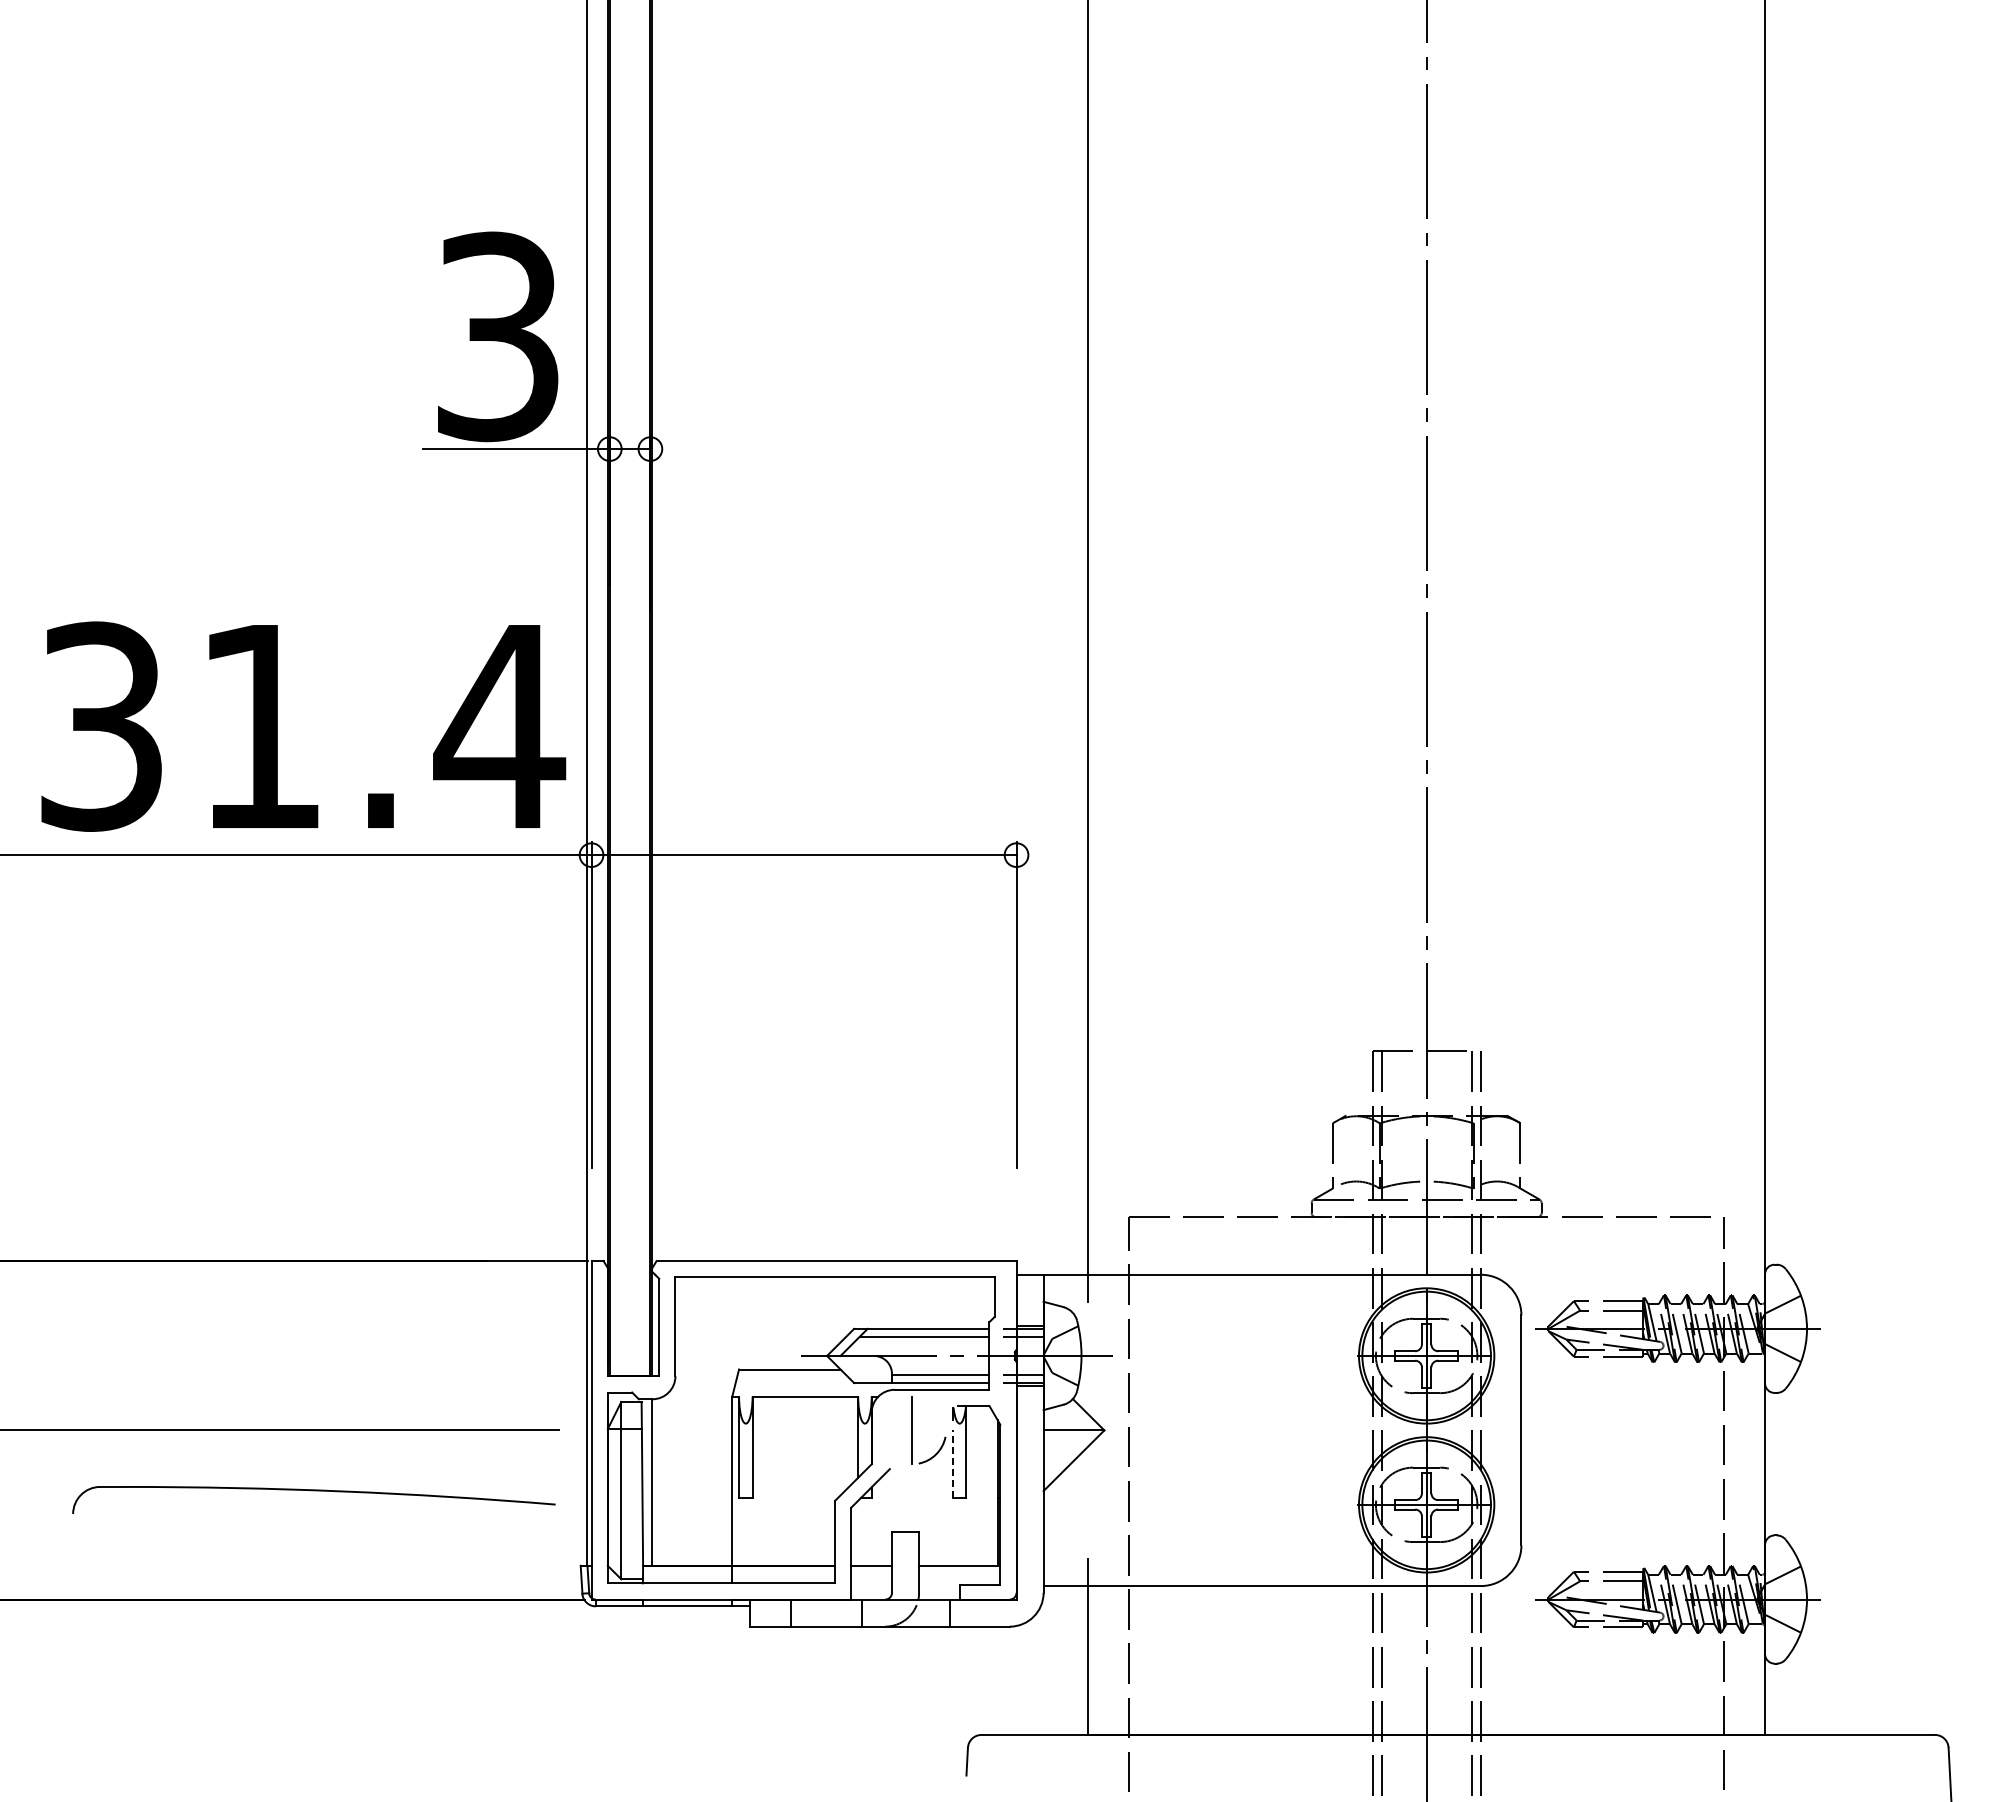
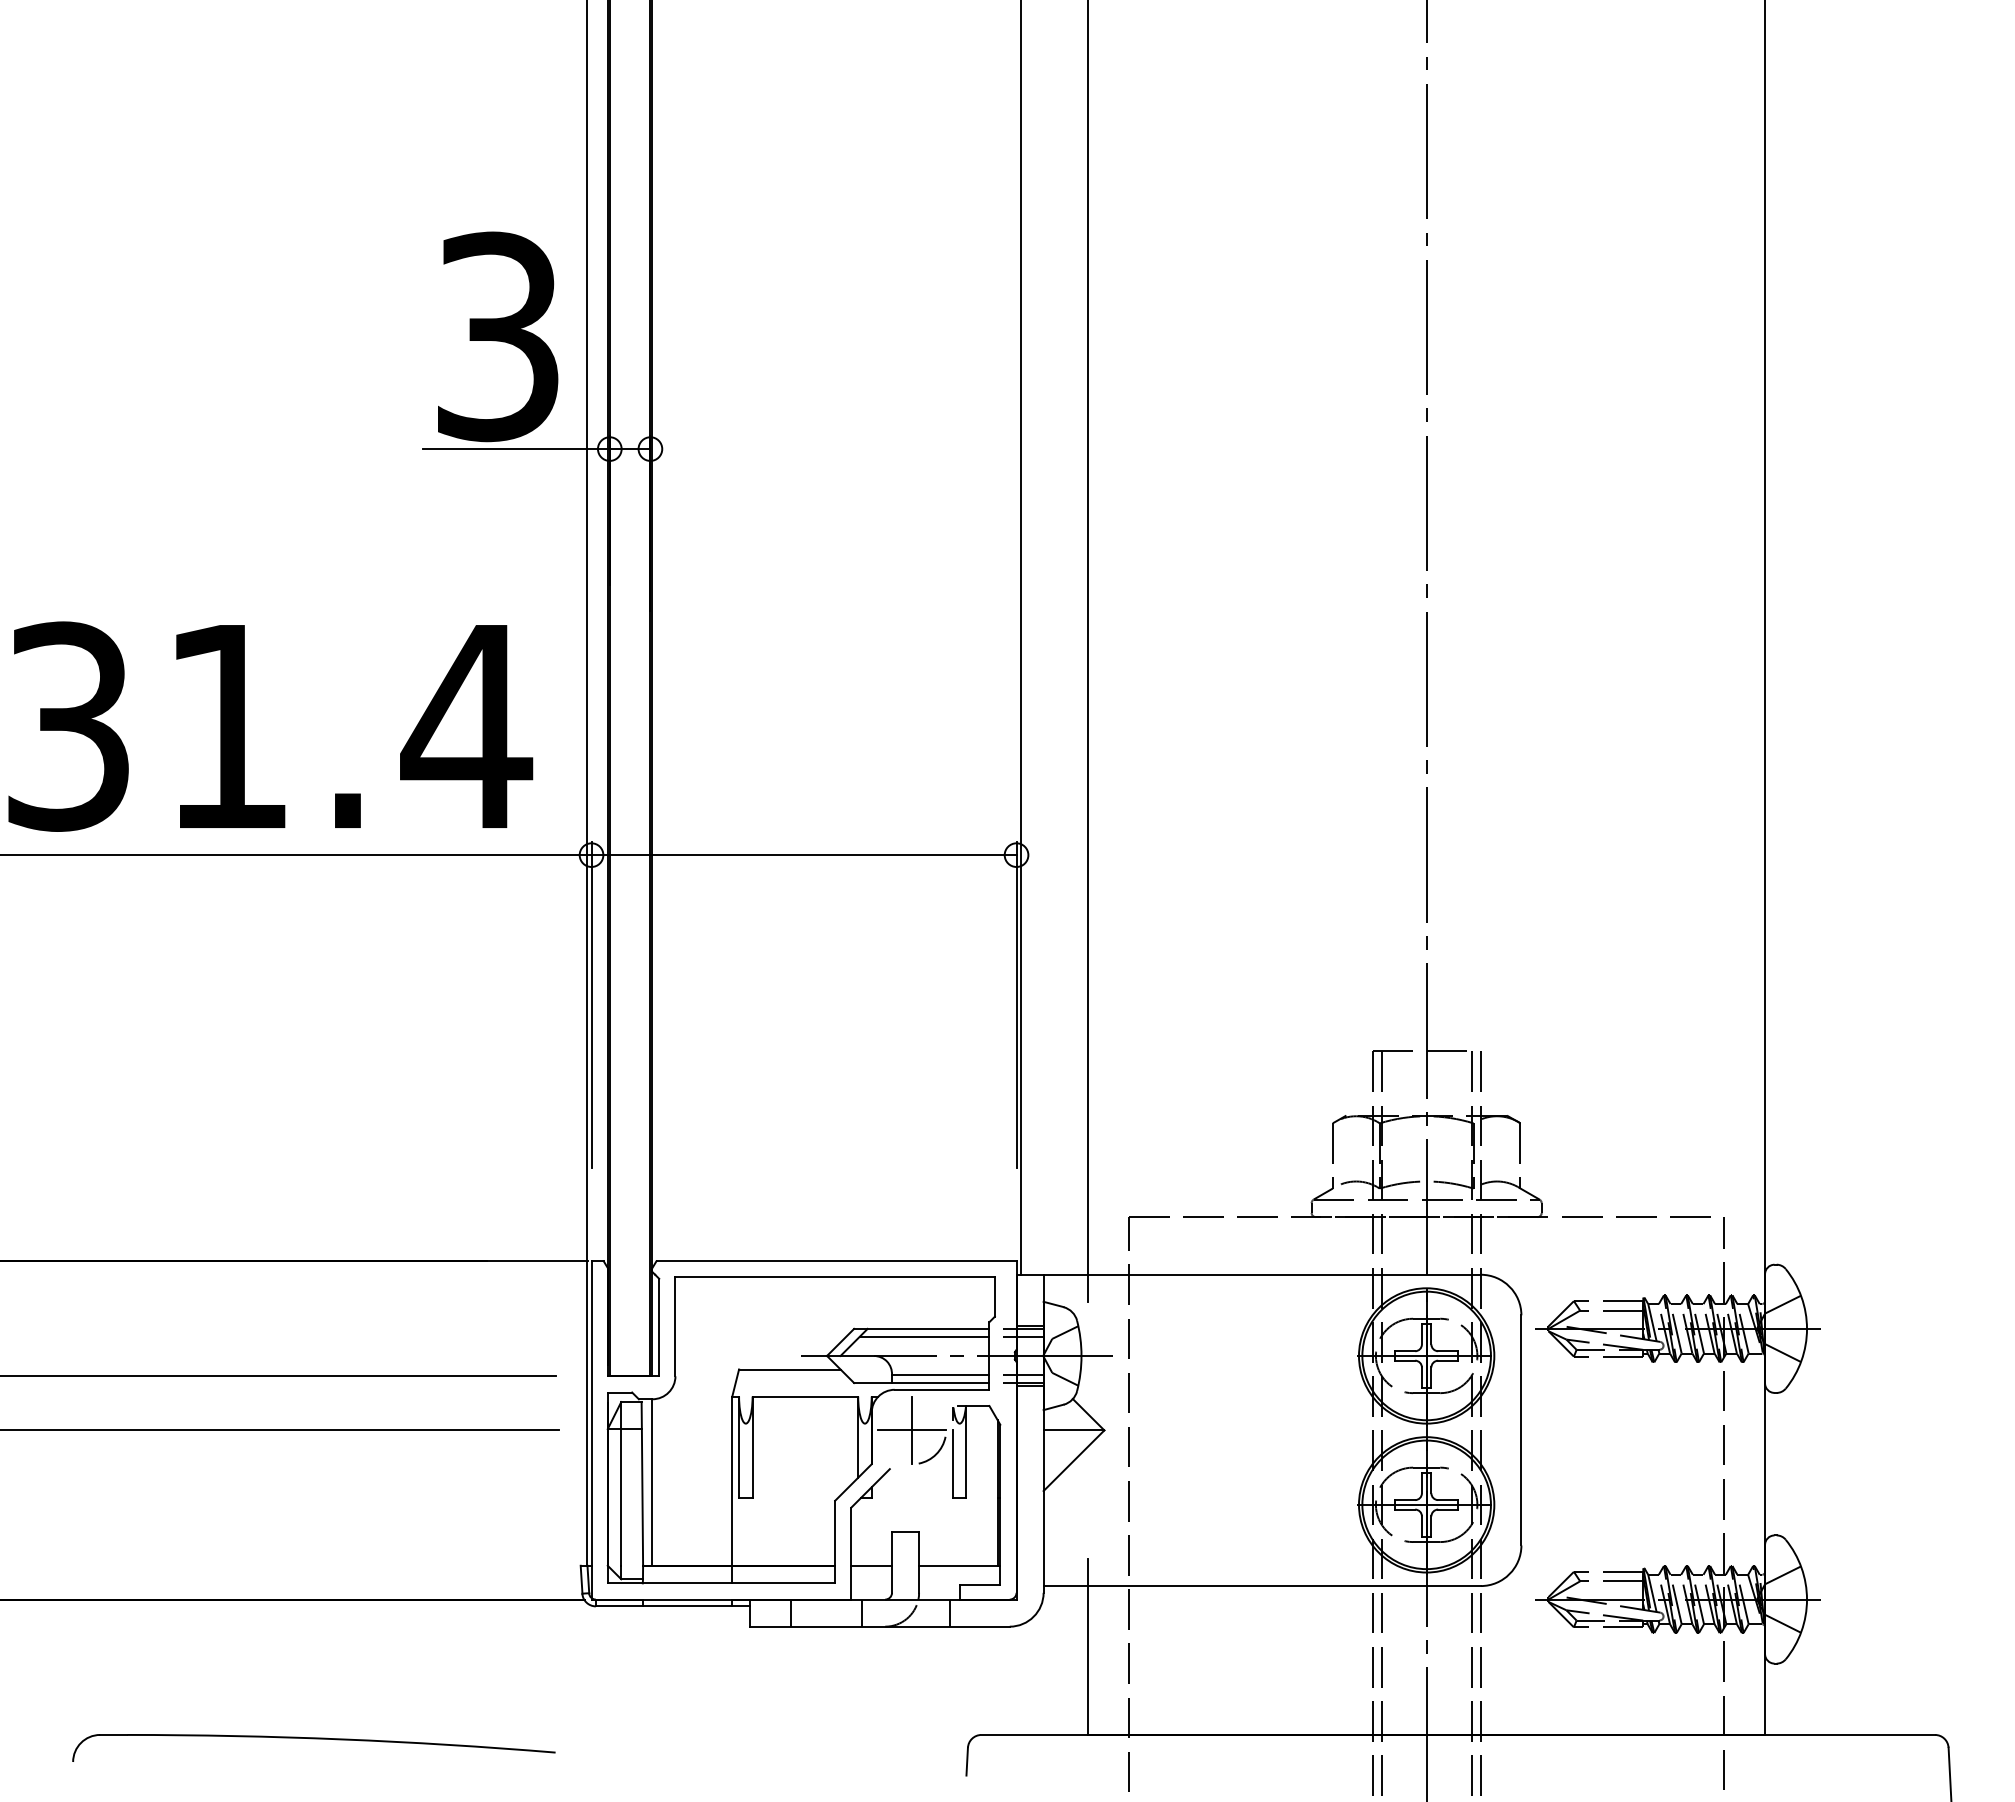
line: none -> present (1020, 638)
text position: (303, 726) -> (270, 726) (270, 726)
line: none -> present (278, 1376)
line: none -> present (912, 1430)
line: dashed -> solid (952, 1463)
part position: (313, 1491) -> (313, 1739) (313, 1739)
